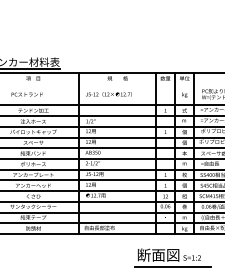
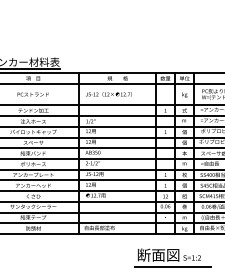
line: none -> present (111, 83)
text position: (26, 94) -> (32, 94) (32, 94)
